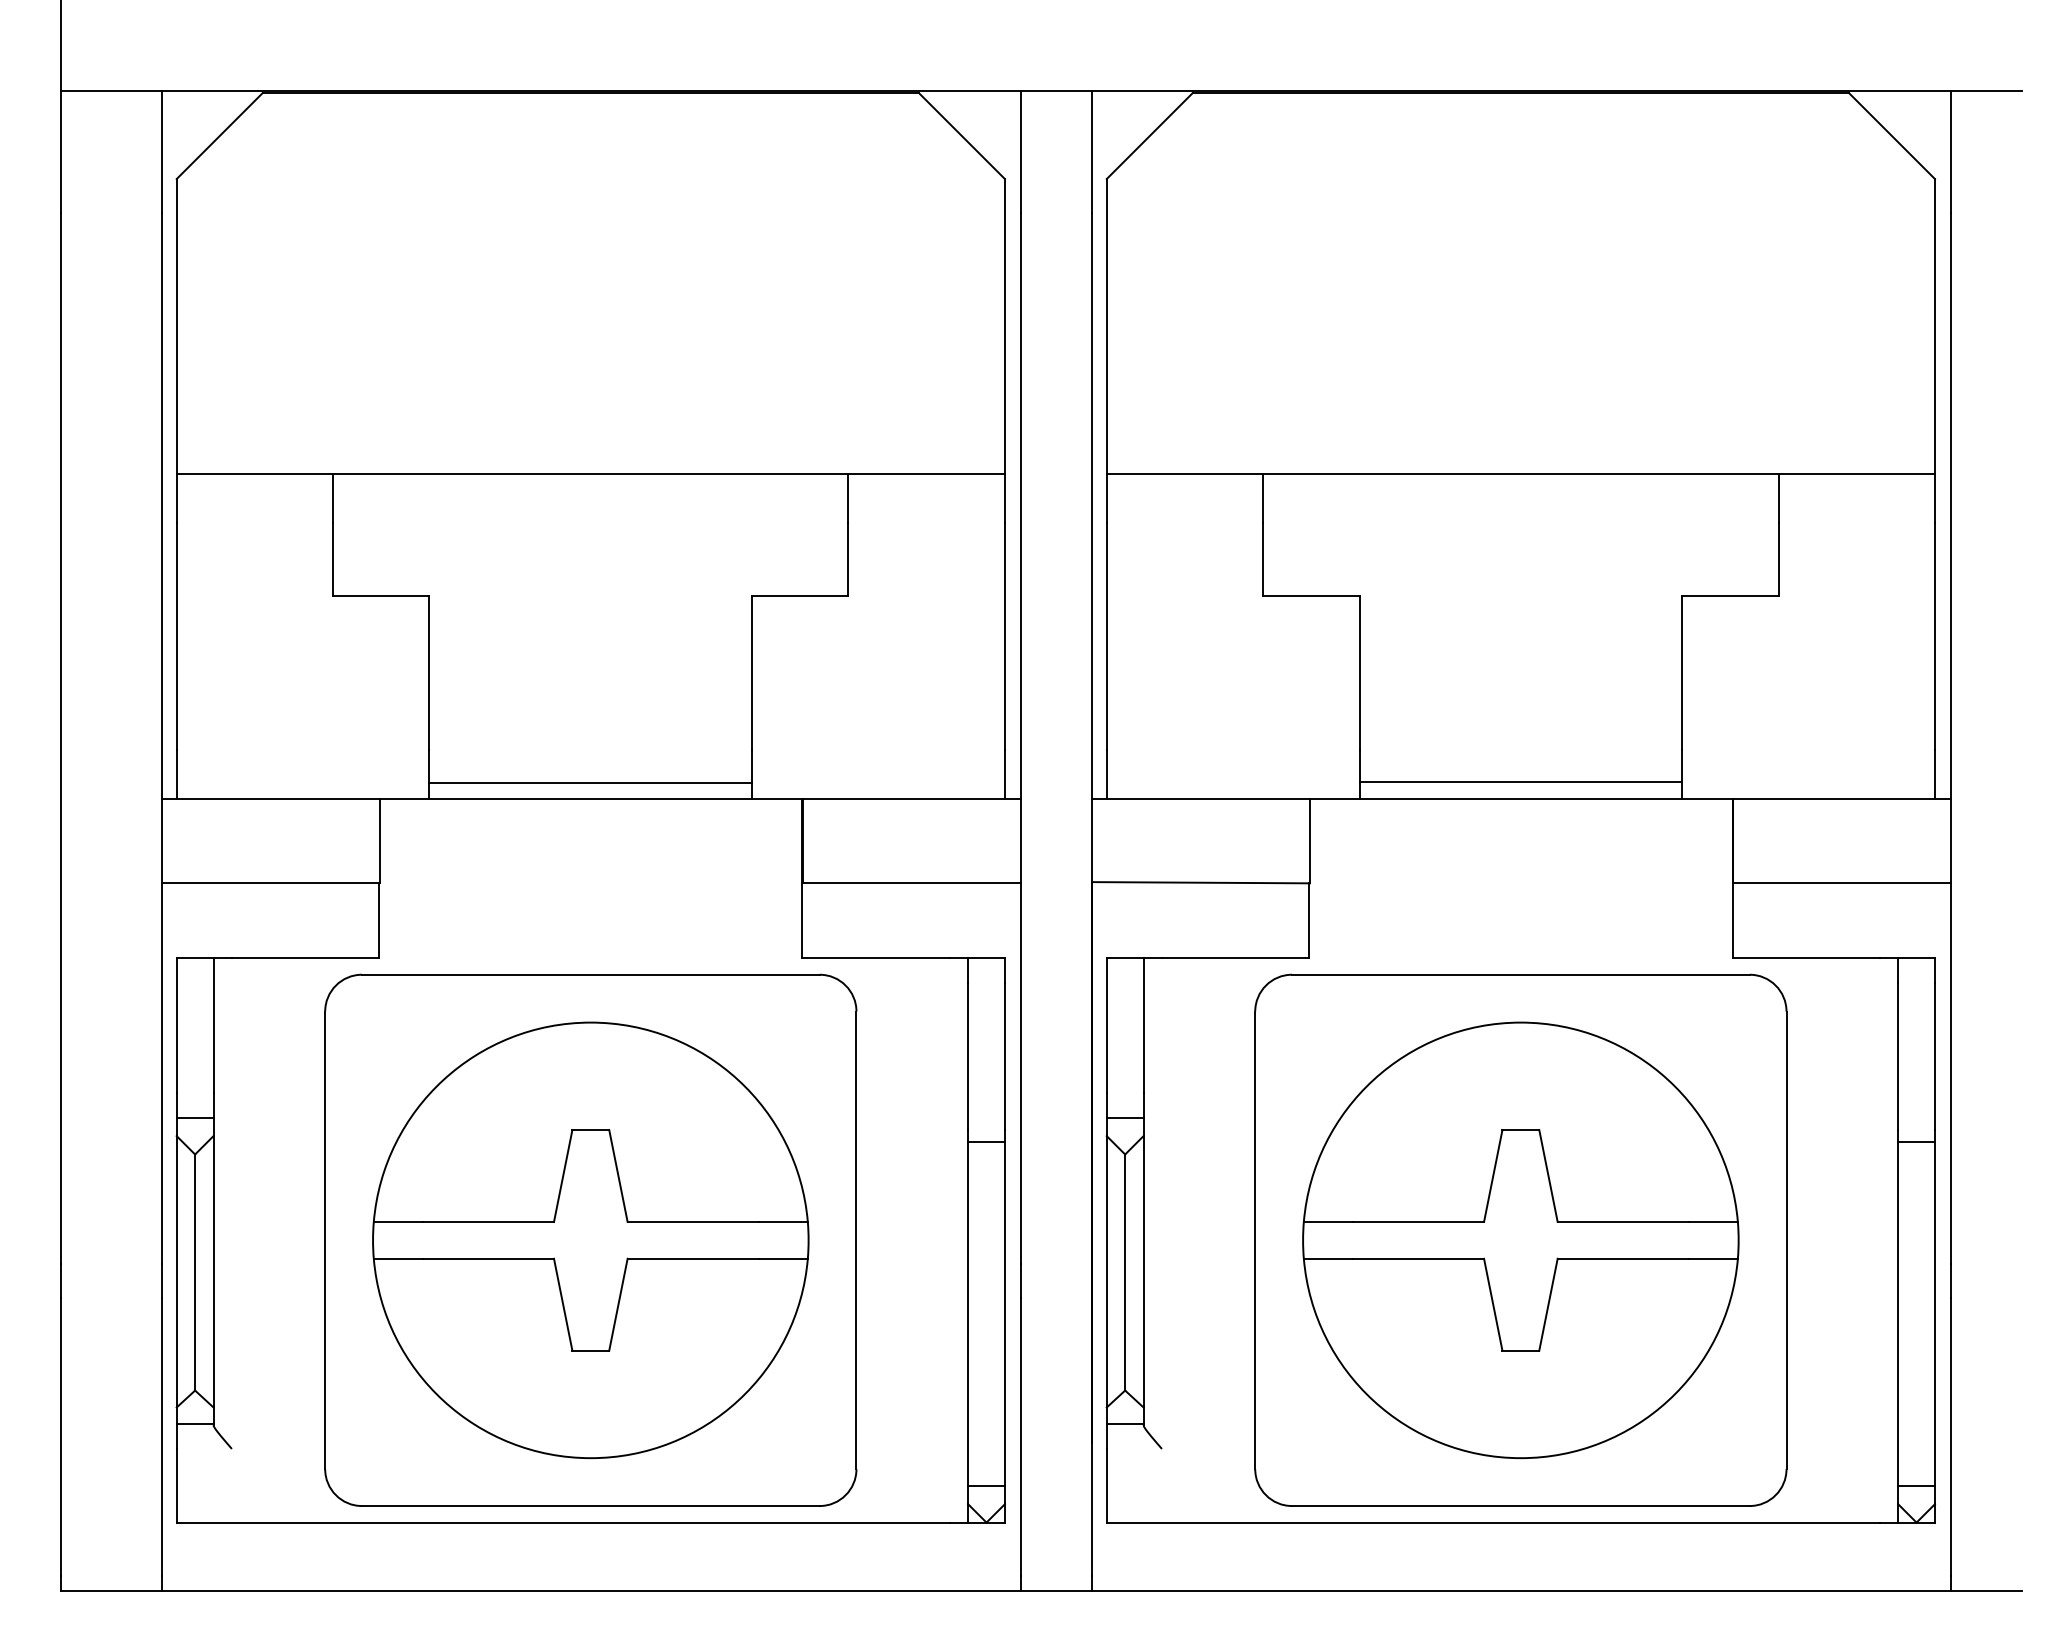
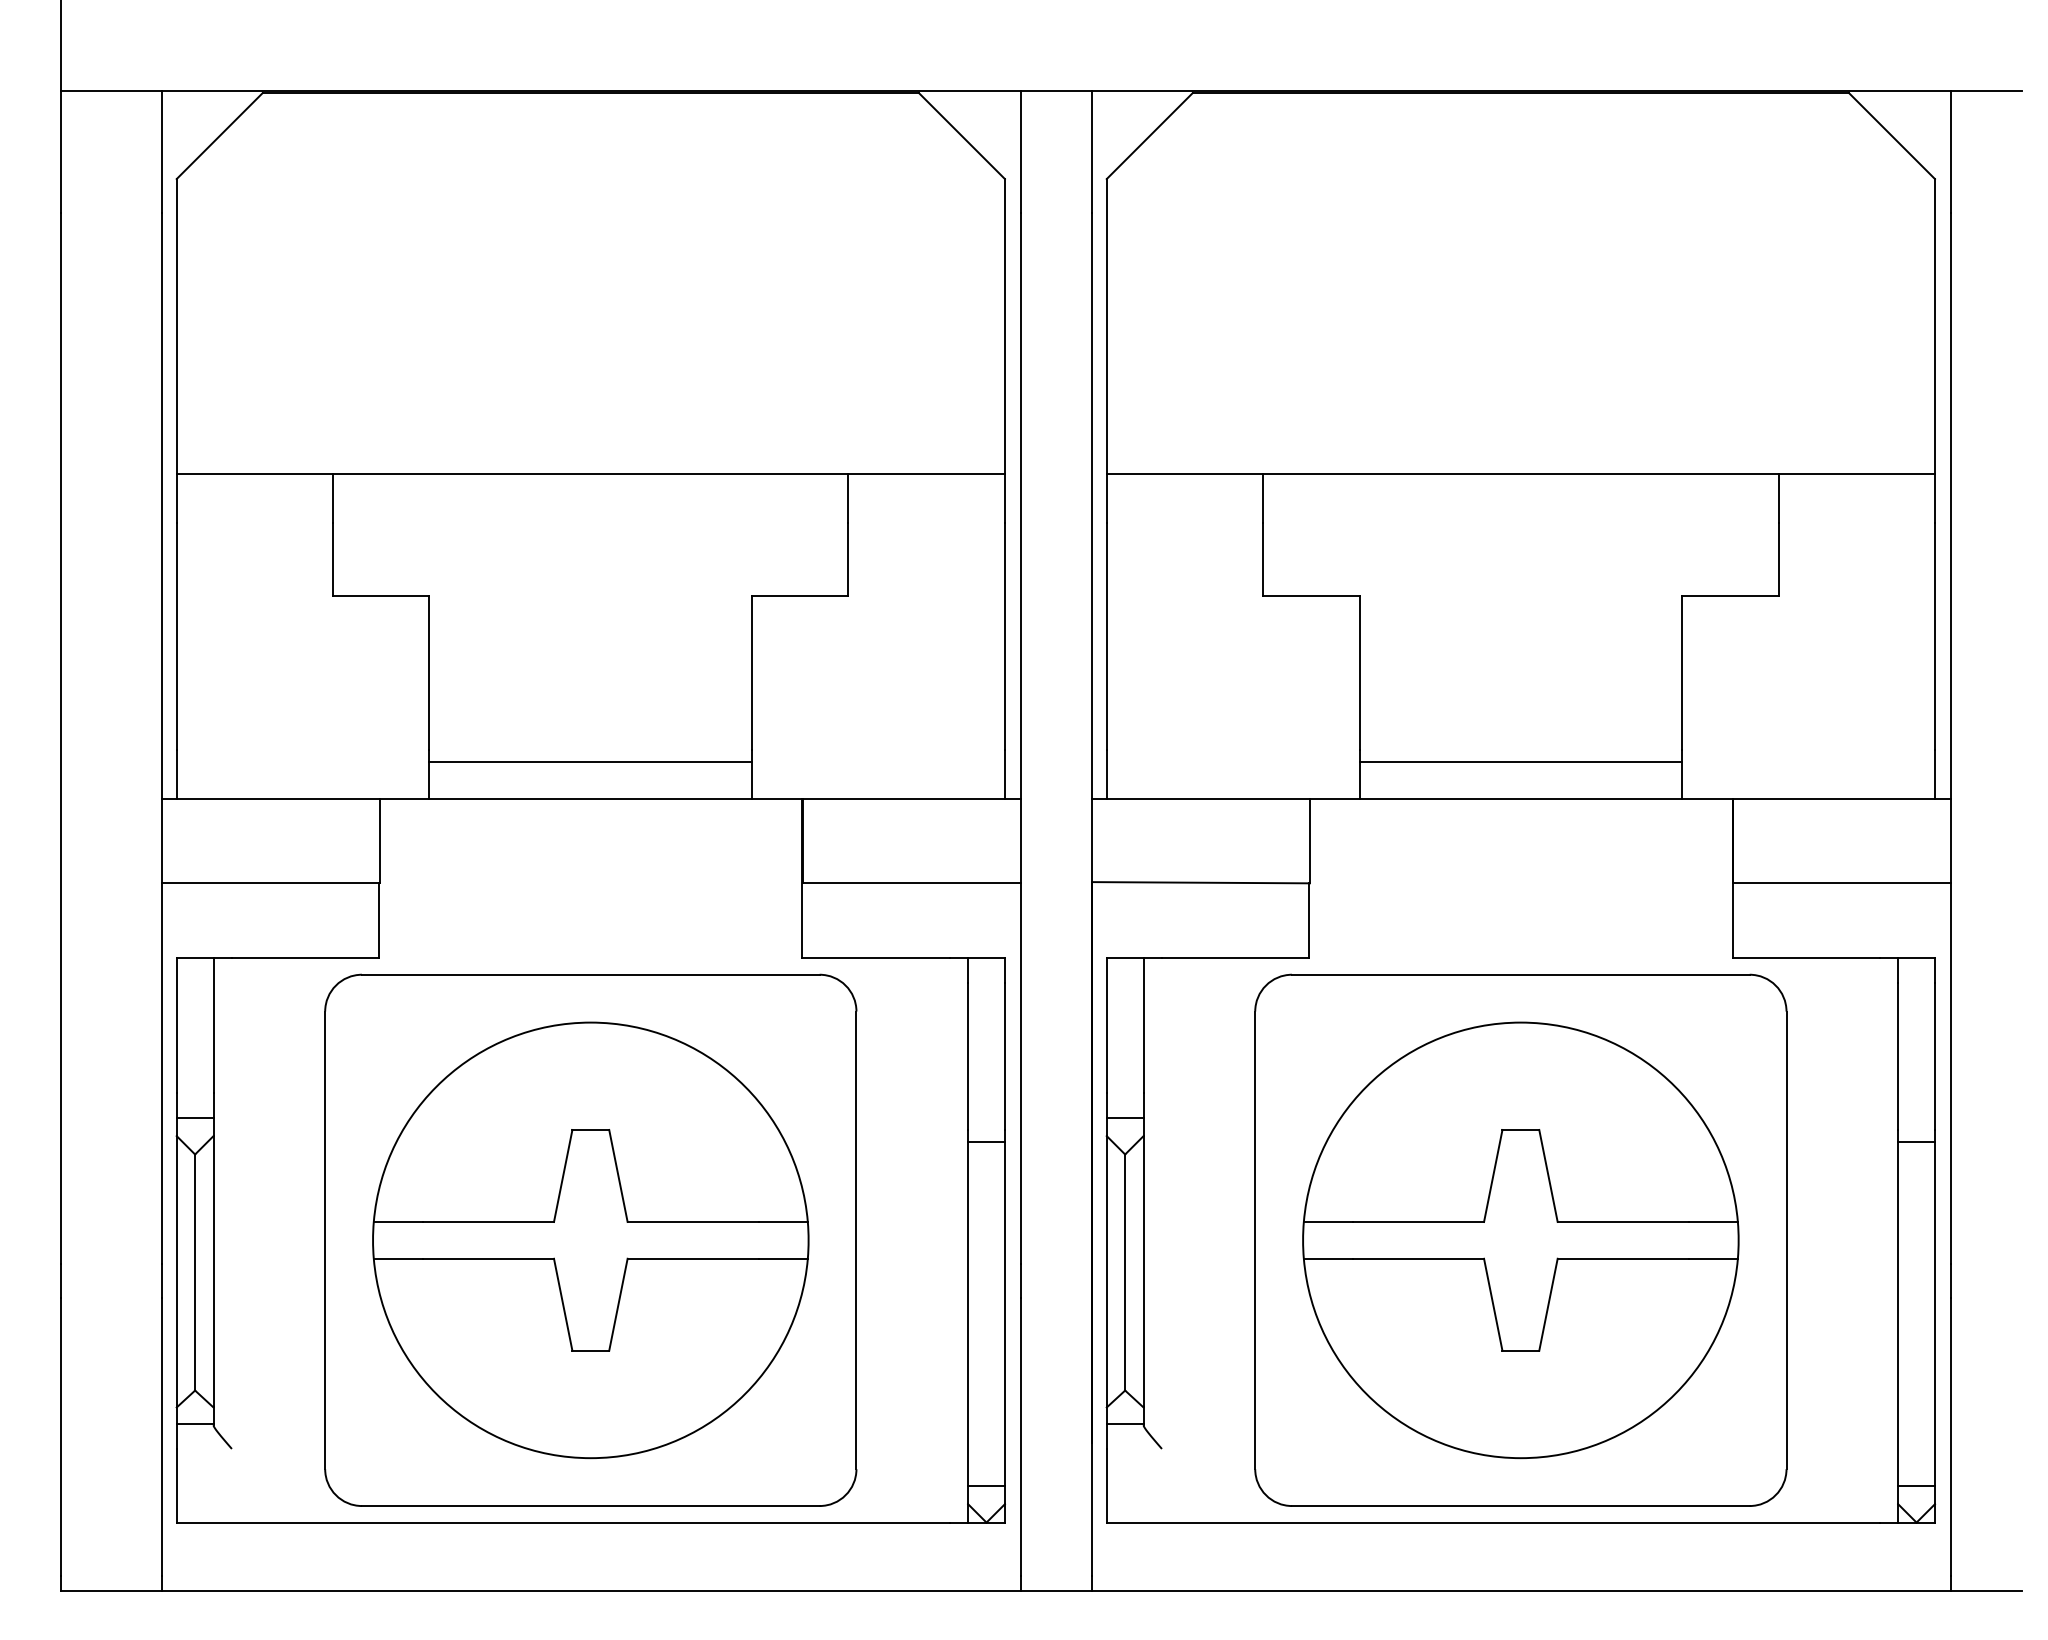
line position: (1520, 781) -> (1520, 761) (1520, 761)
line position: (590, 782) -> (590, 761) (590, 761)
